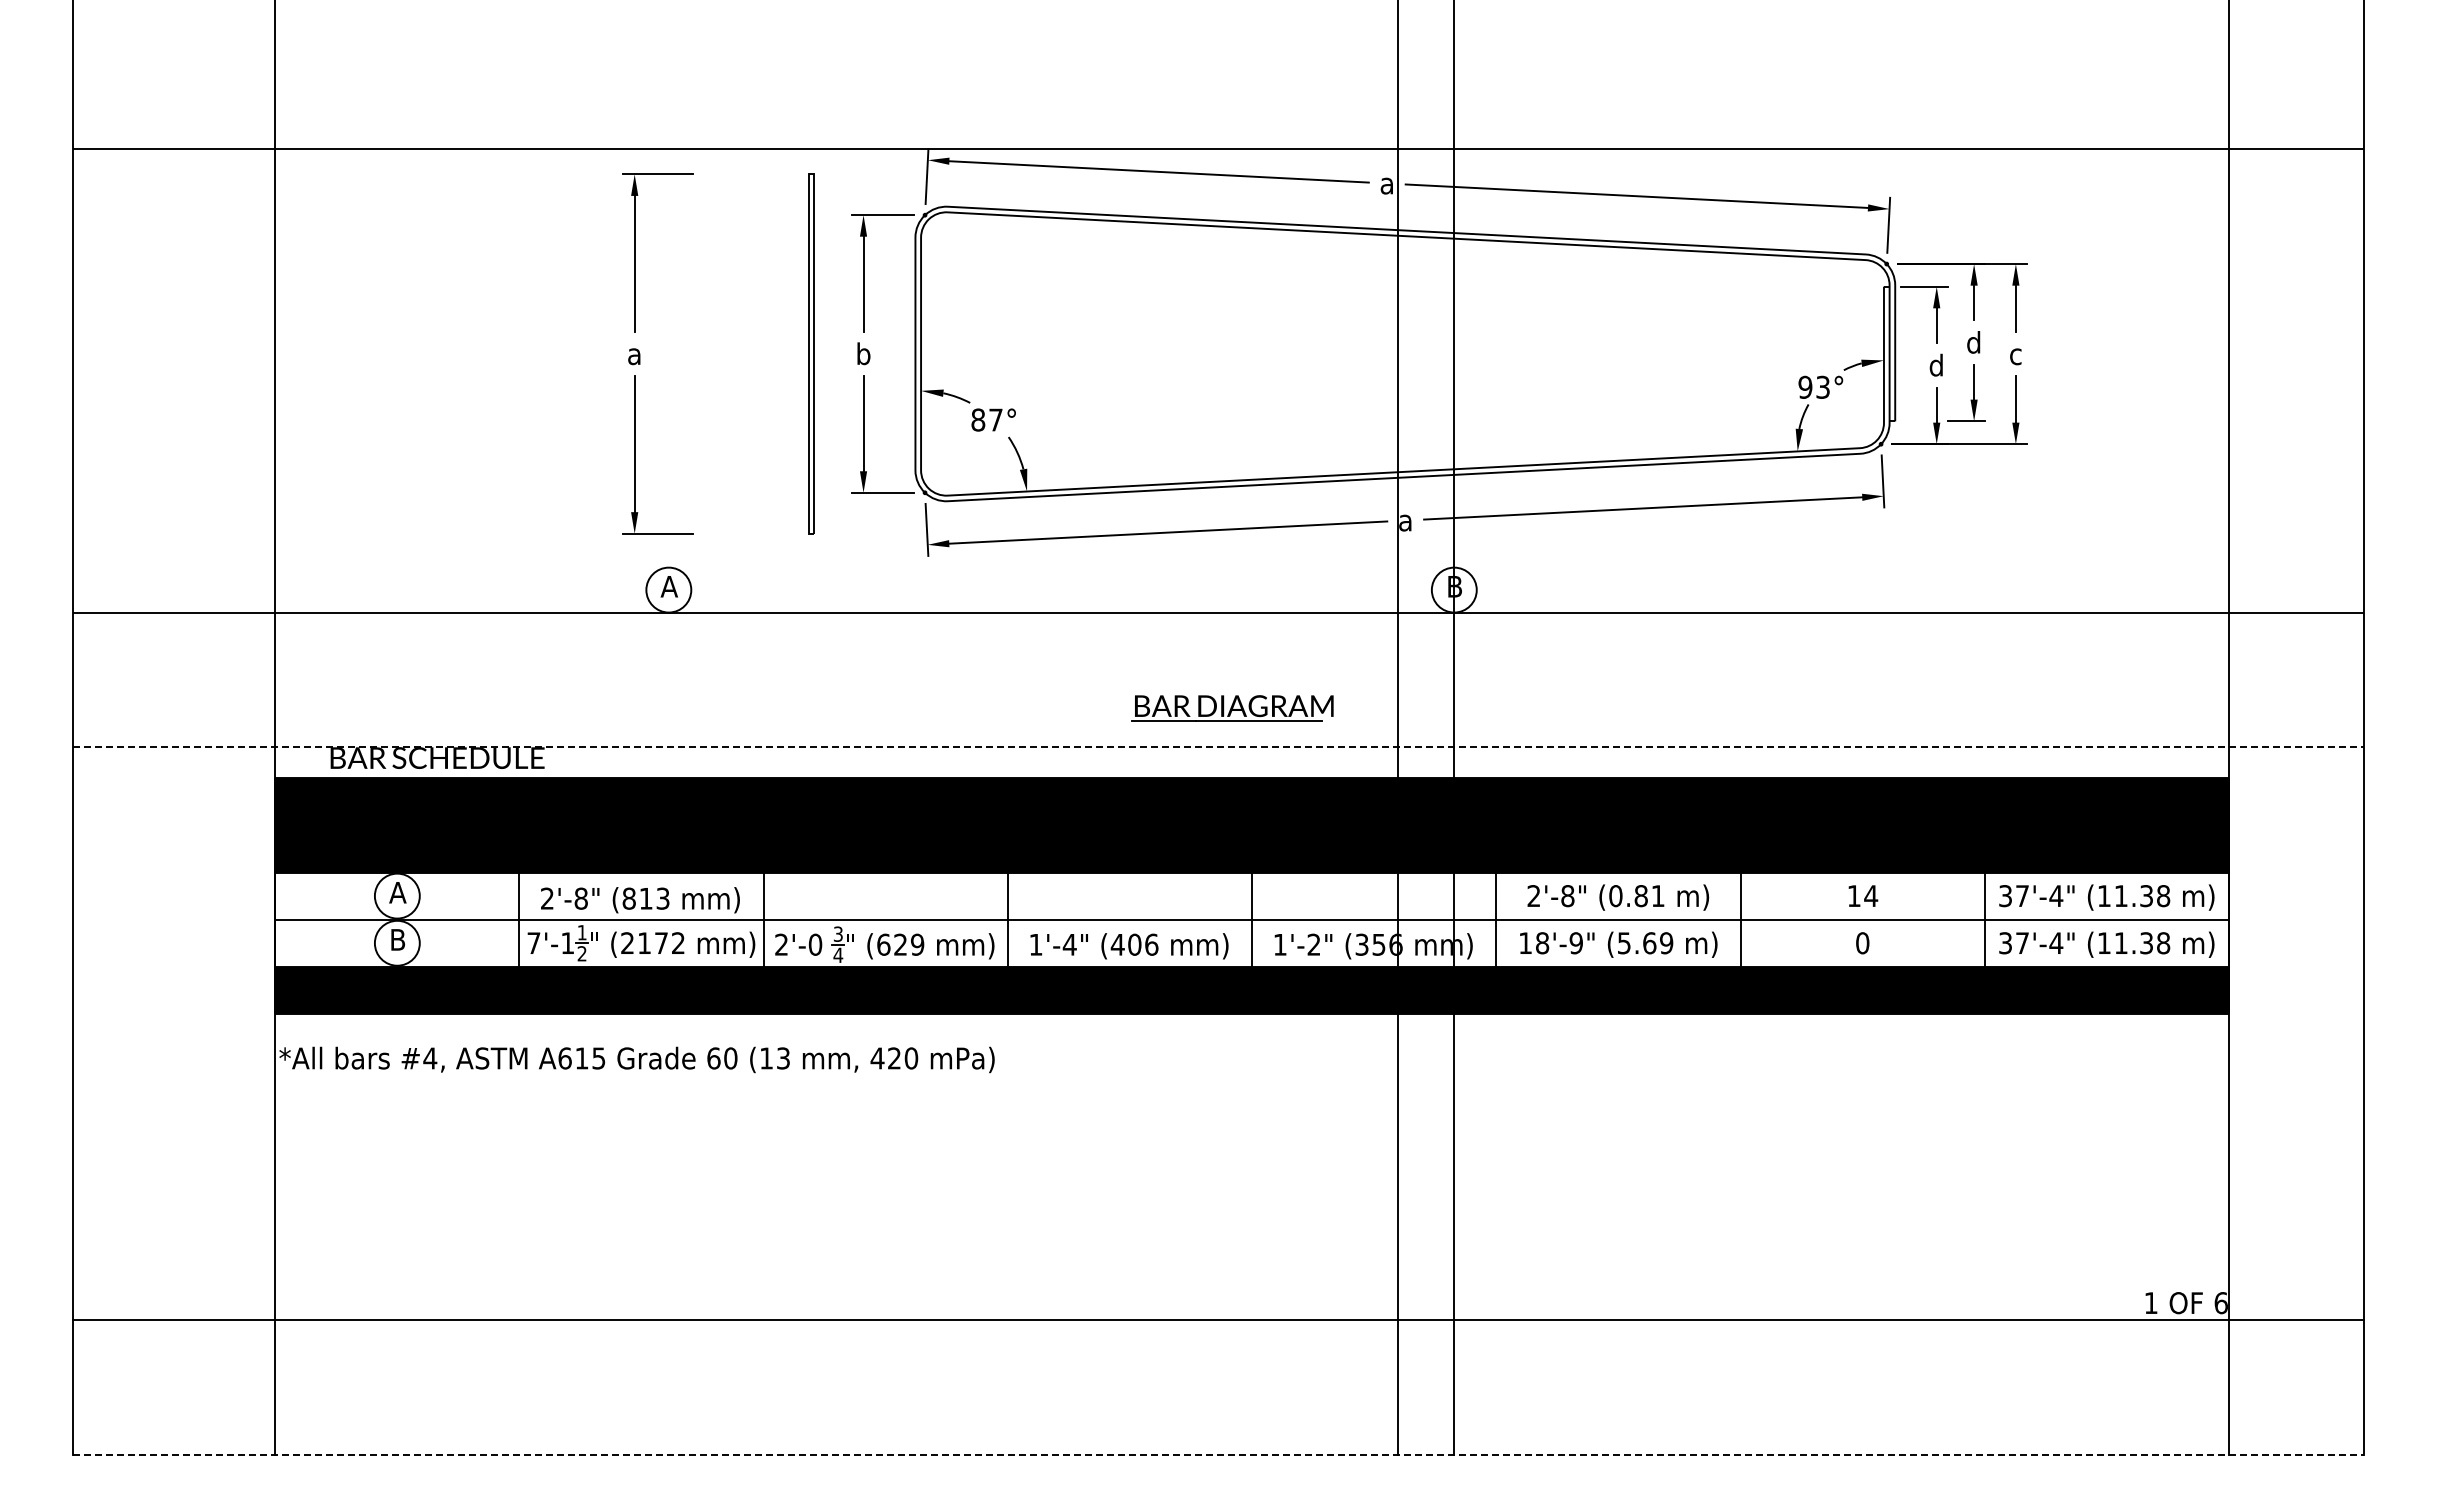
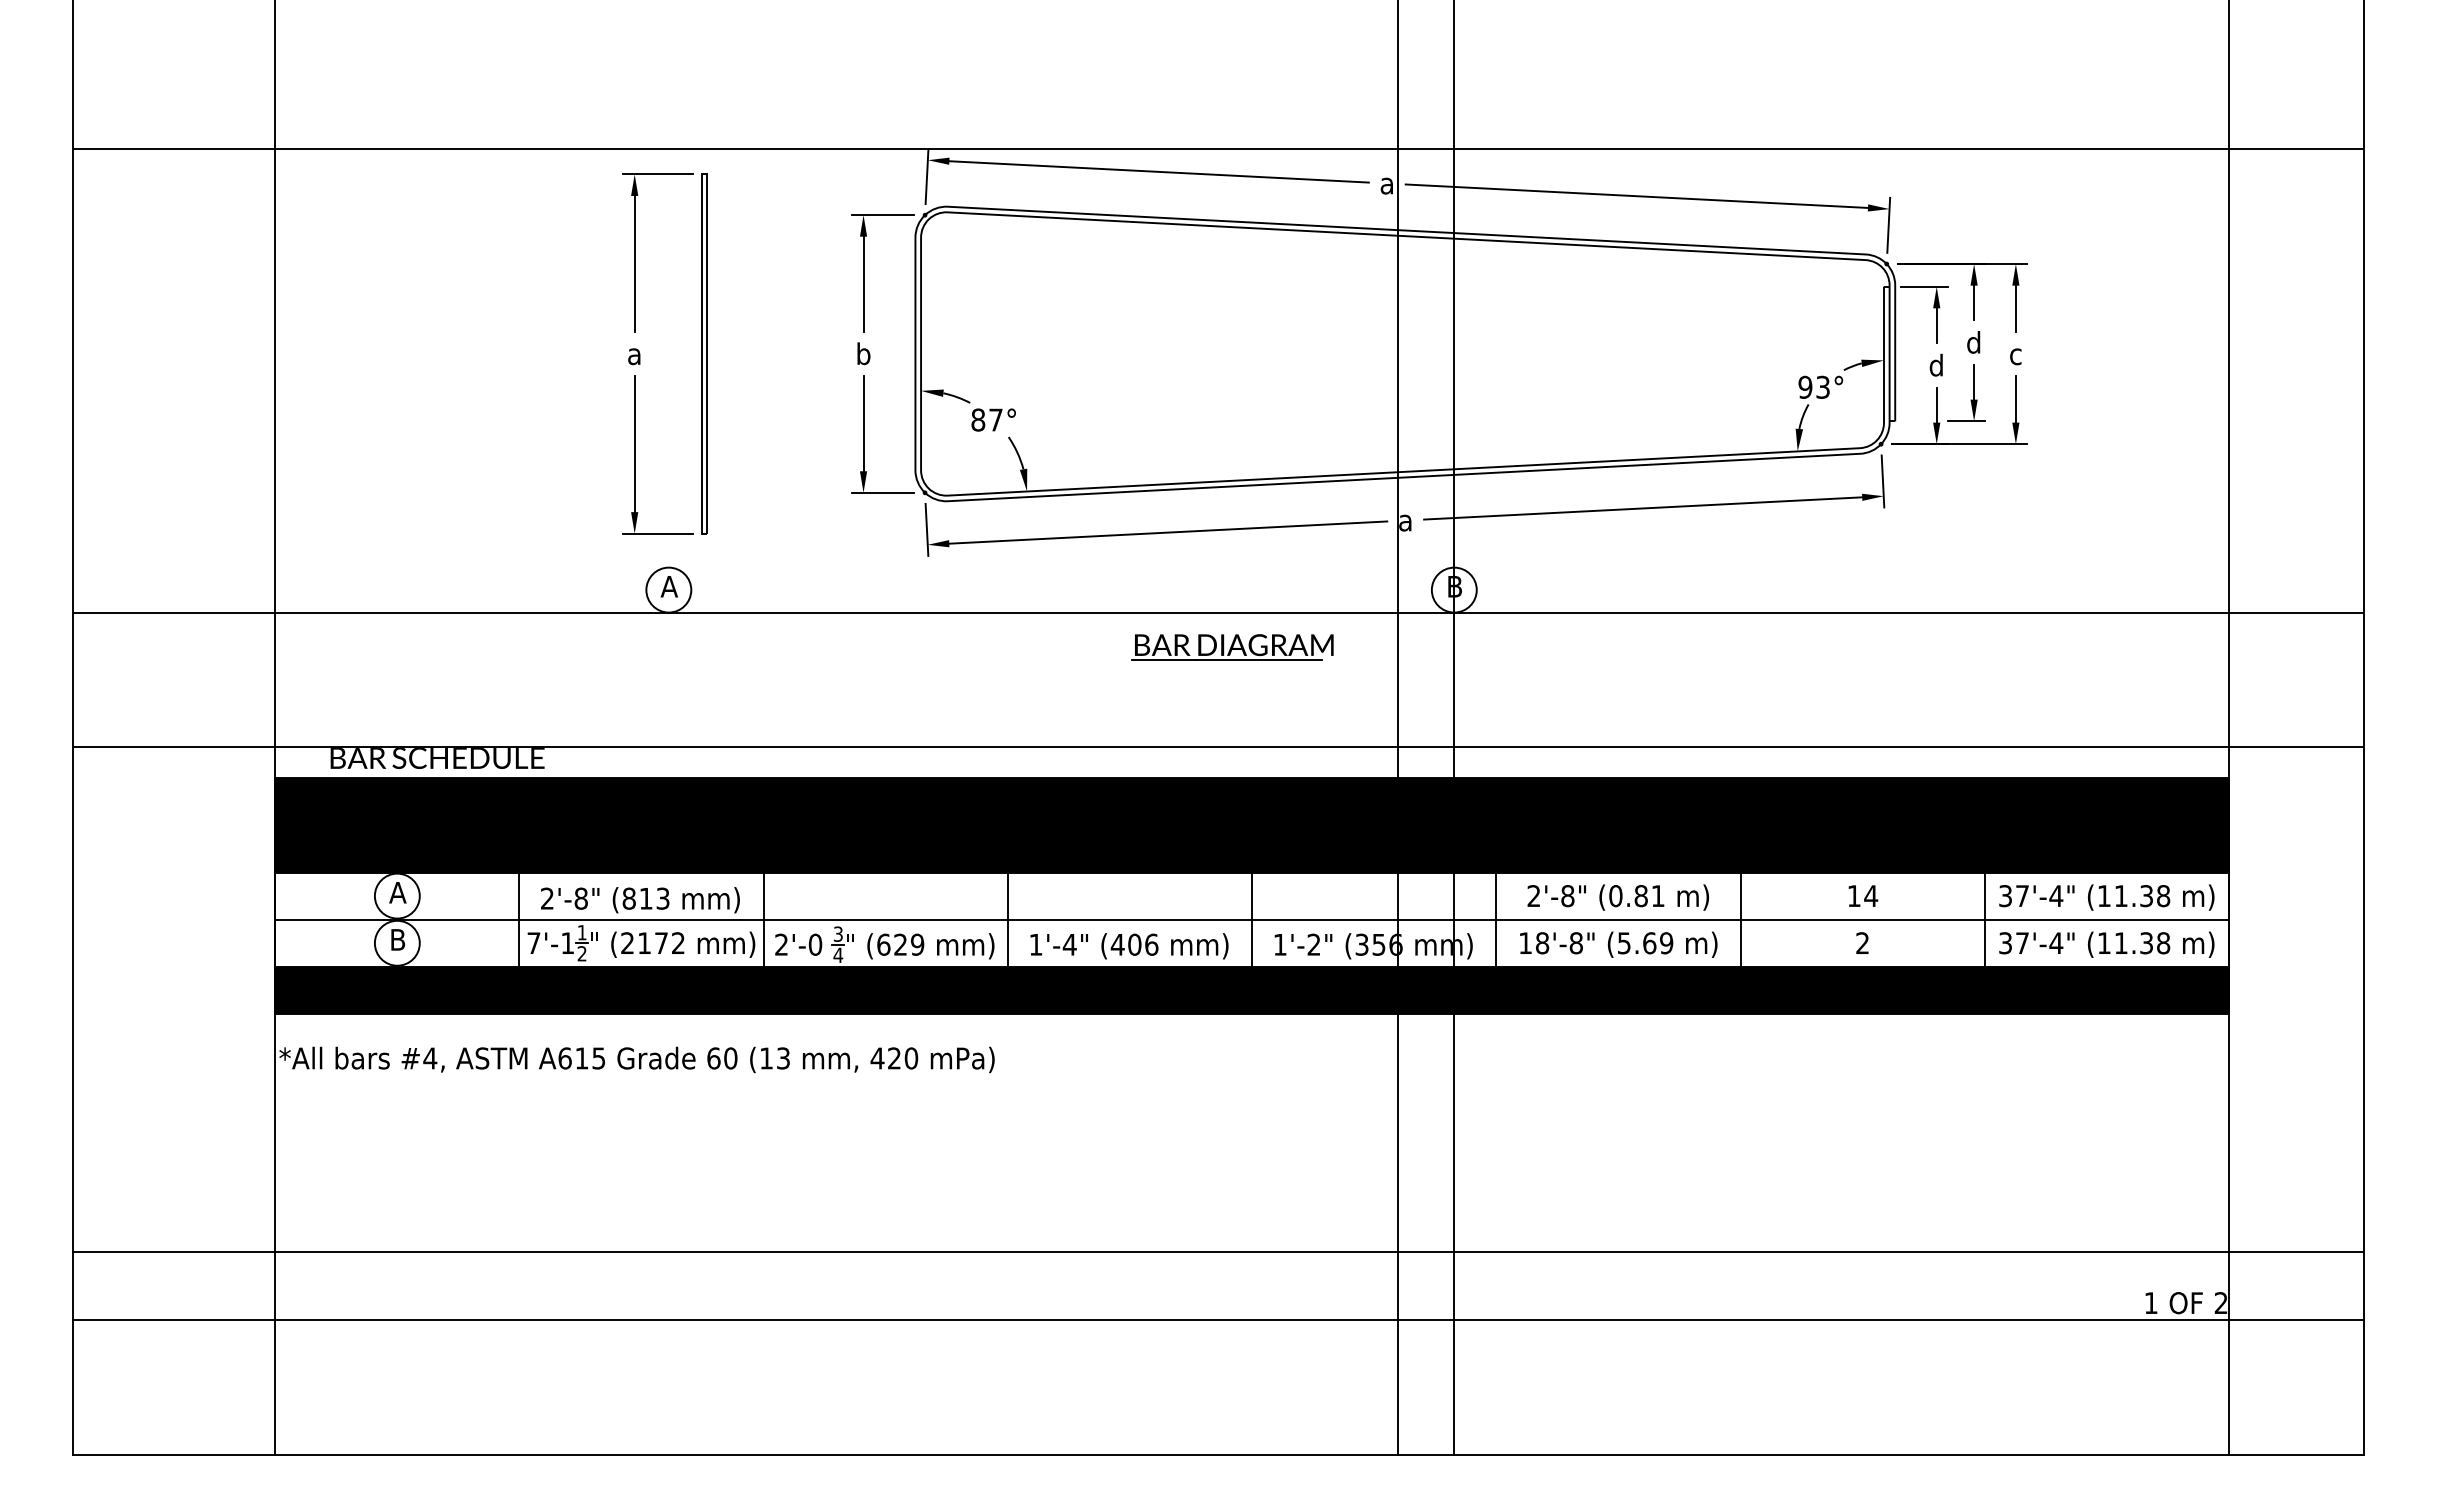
part position: (811, 353) -> (704, 353) (704, 353)
part position: (1232, 708) -> (1232, 647) (1232, 647)
line: dashed -> solid (1218, 747)
text: 18'-9" -> 18'-8" (1575, 943)
text: 0 -> 2 (1862, 943)
line: none -> present (1218, 1252)
text: 6 -> 2 (2220, 1303)
line: dashed -> solid (1218, 1454)
